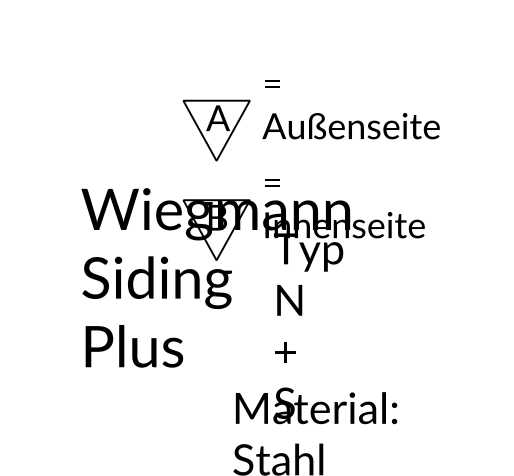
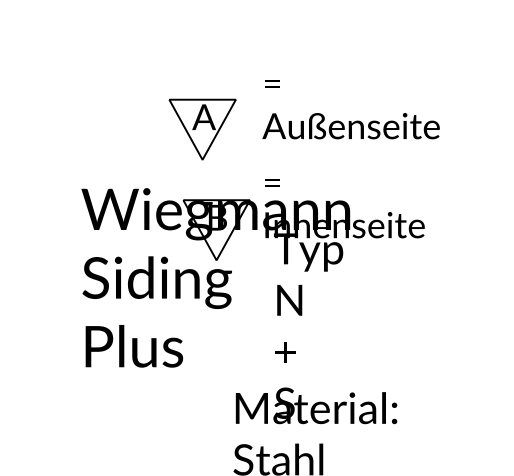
part position: (216, 130) -> (202, 129) (202, 129)
